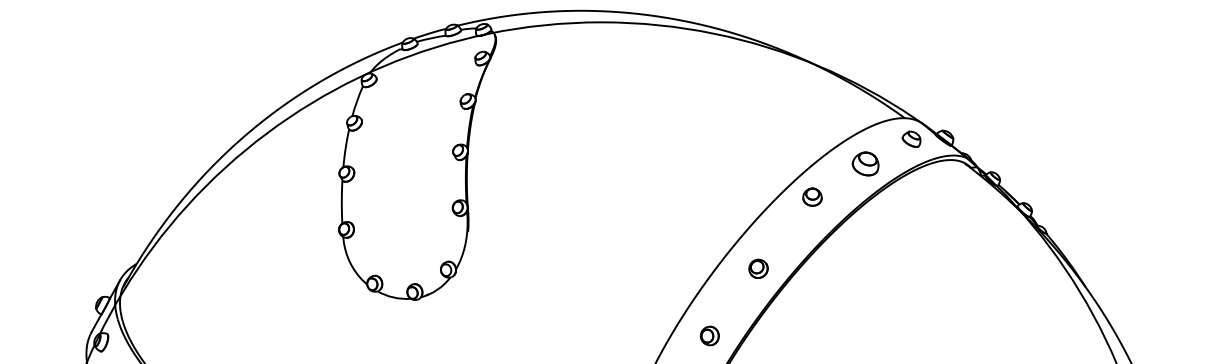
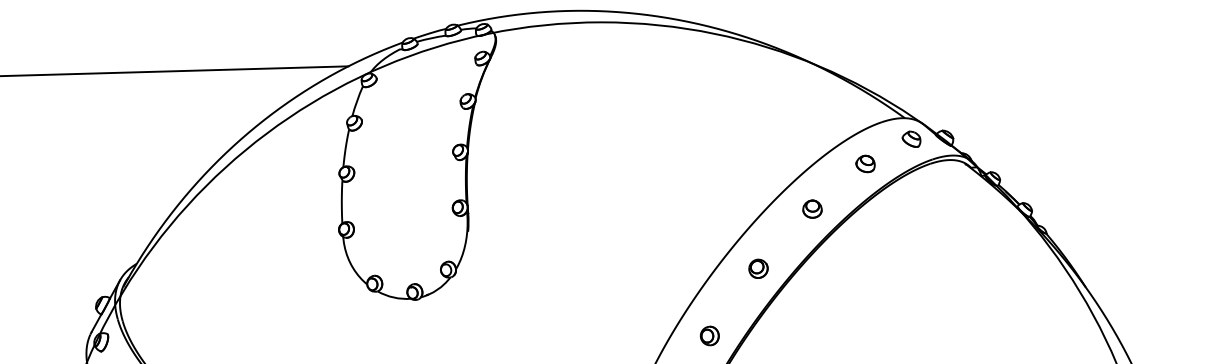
line: none -> present (175, 71)
part size: 29x26 px -> 21x20 px (865, 163)
part position: (812, 196) -> (812, 208) (812, 208)
